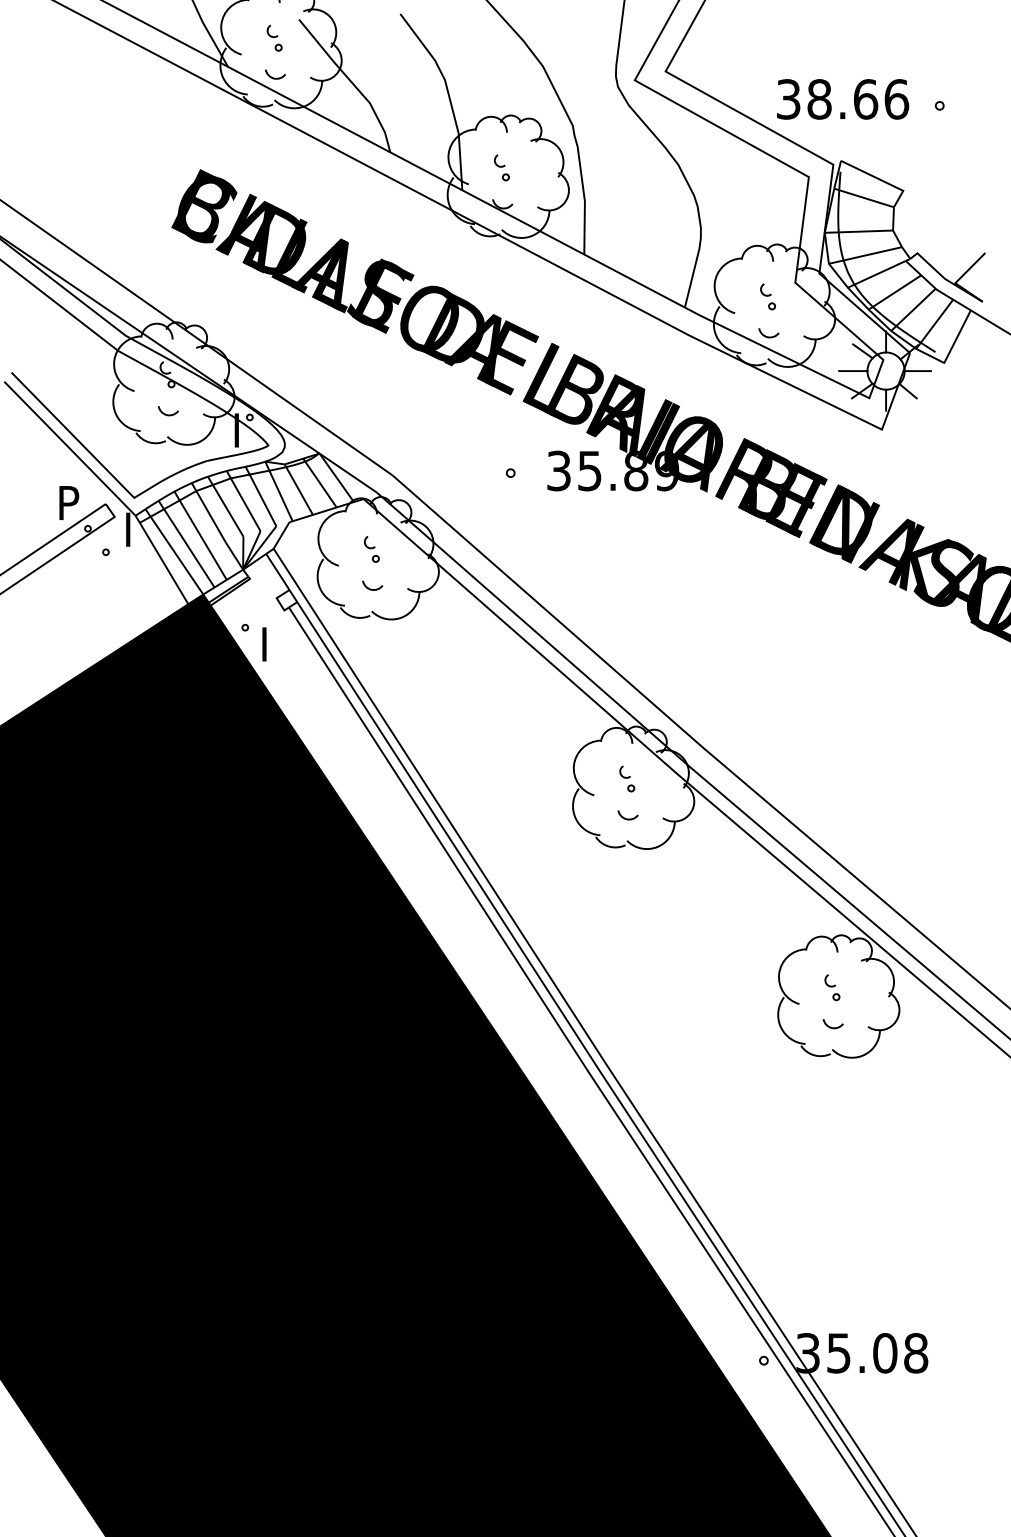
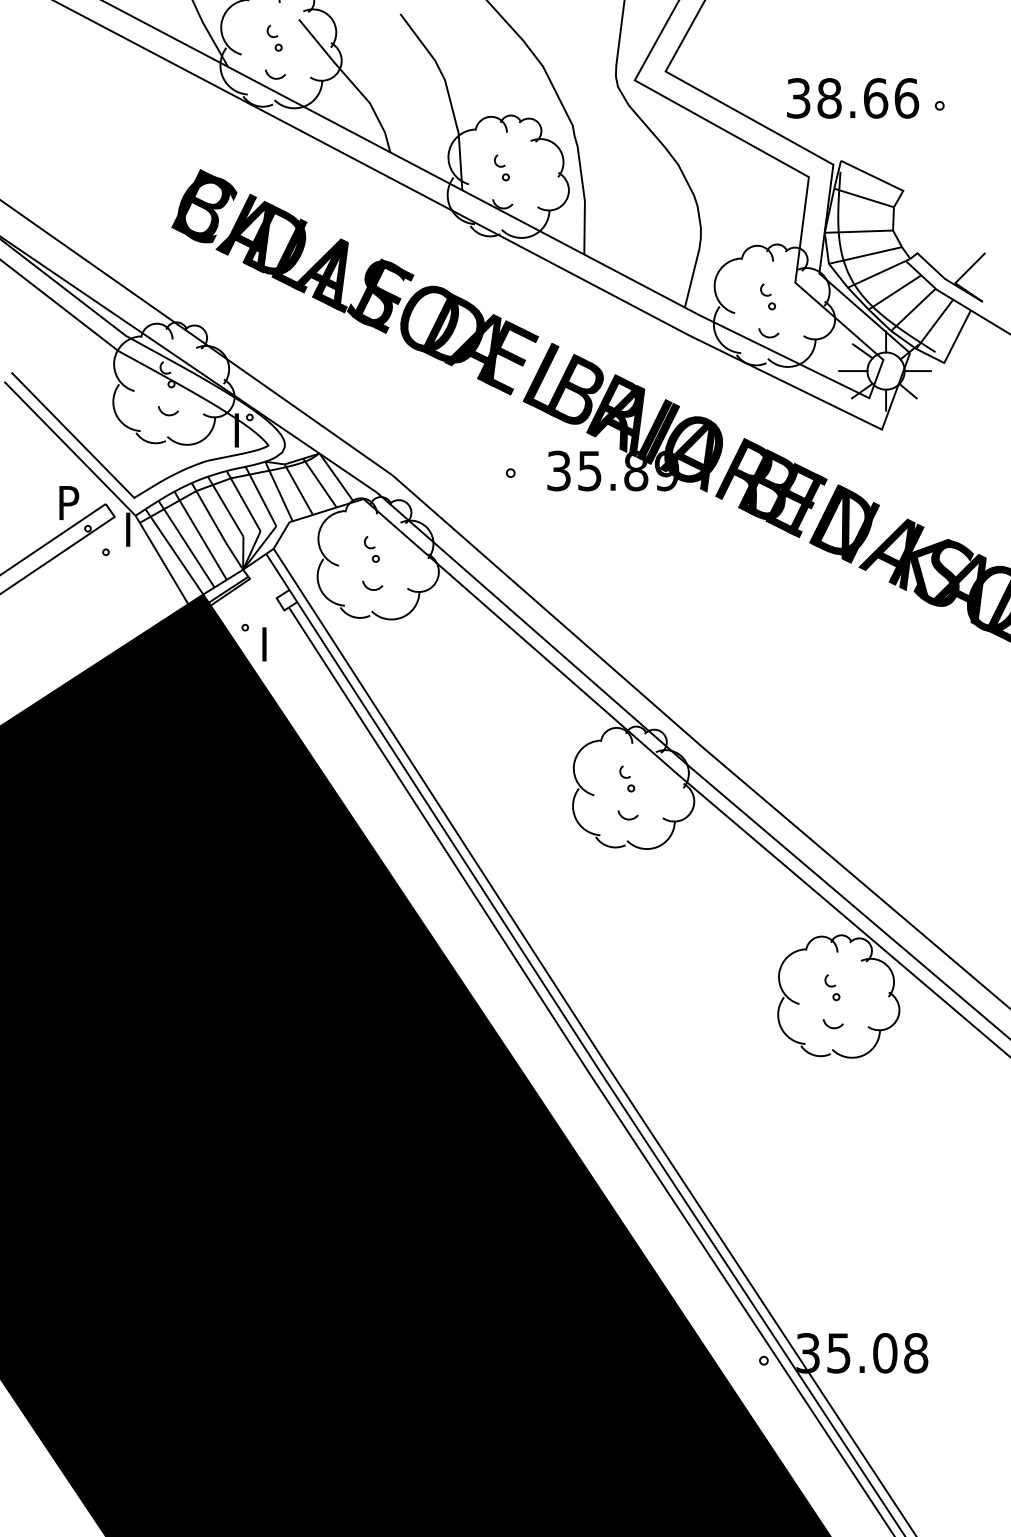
text position: (843, 99) -> (853, 98) (853, 98)
